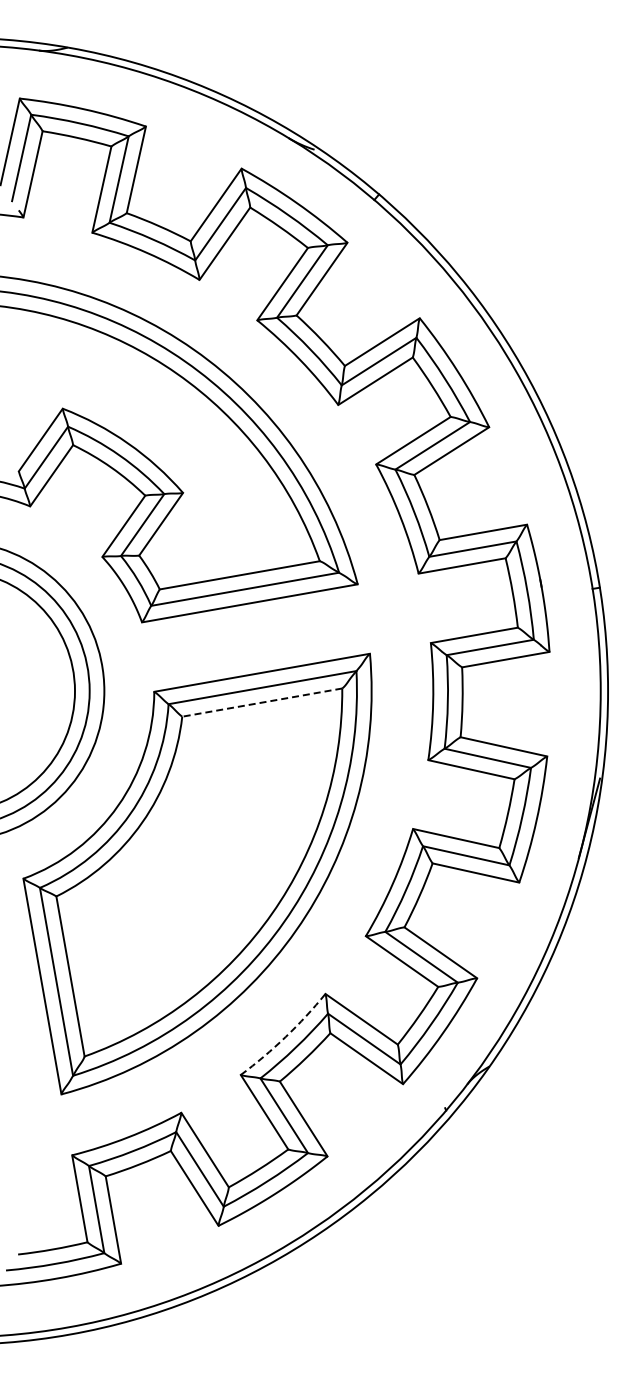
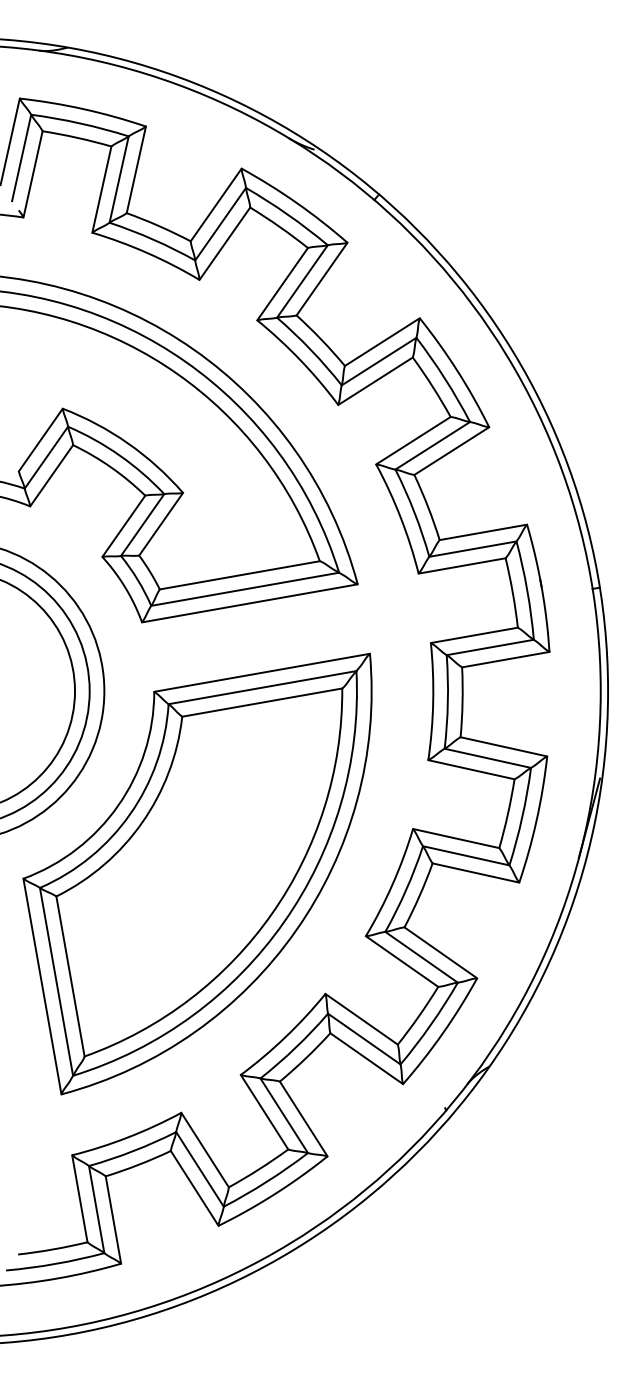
line: dashed -> solid (261, 702)
arc: dashed -> solid (285, 1037)
